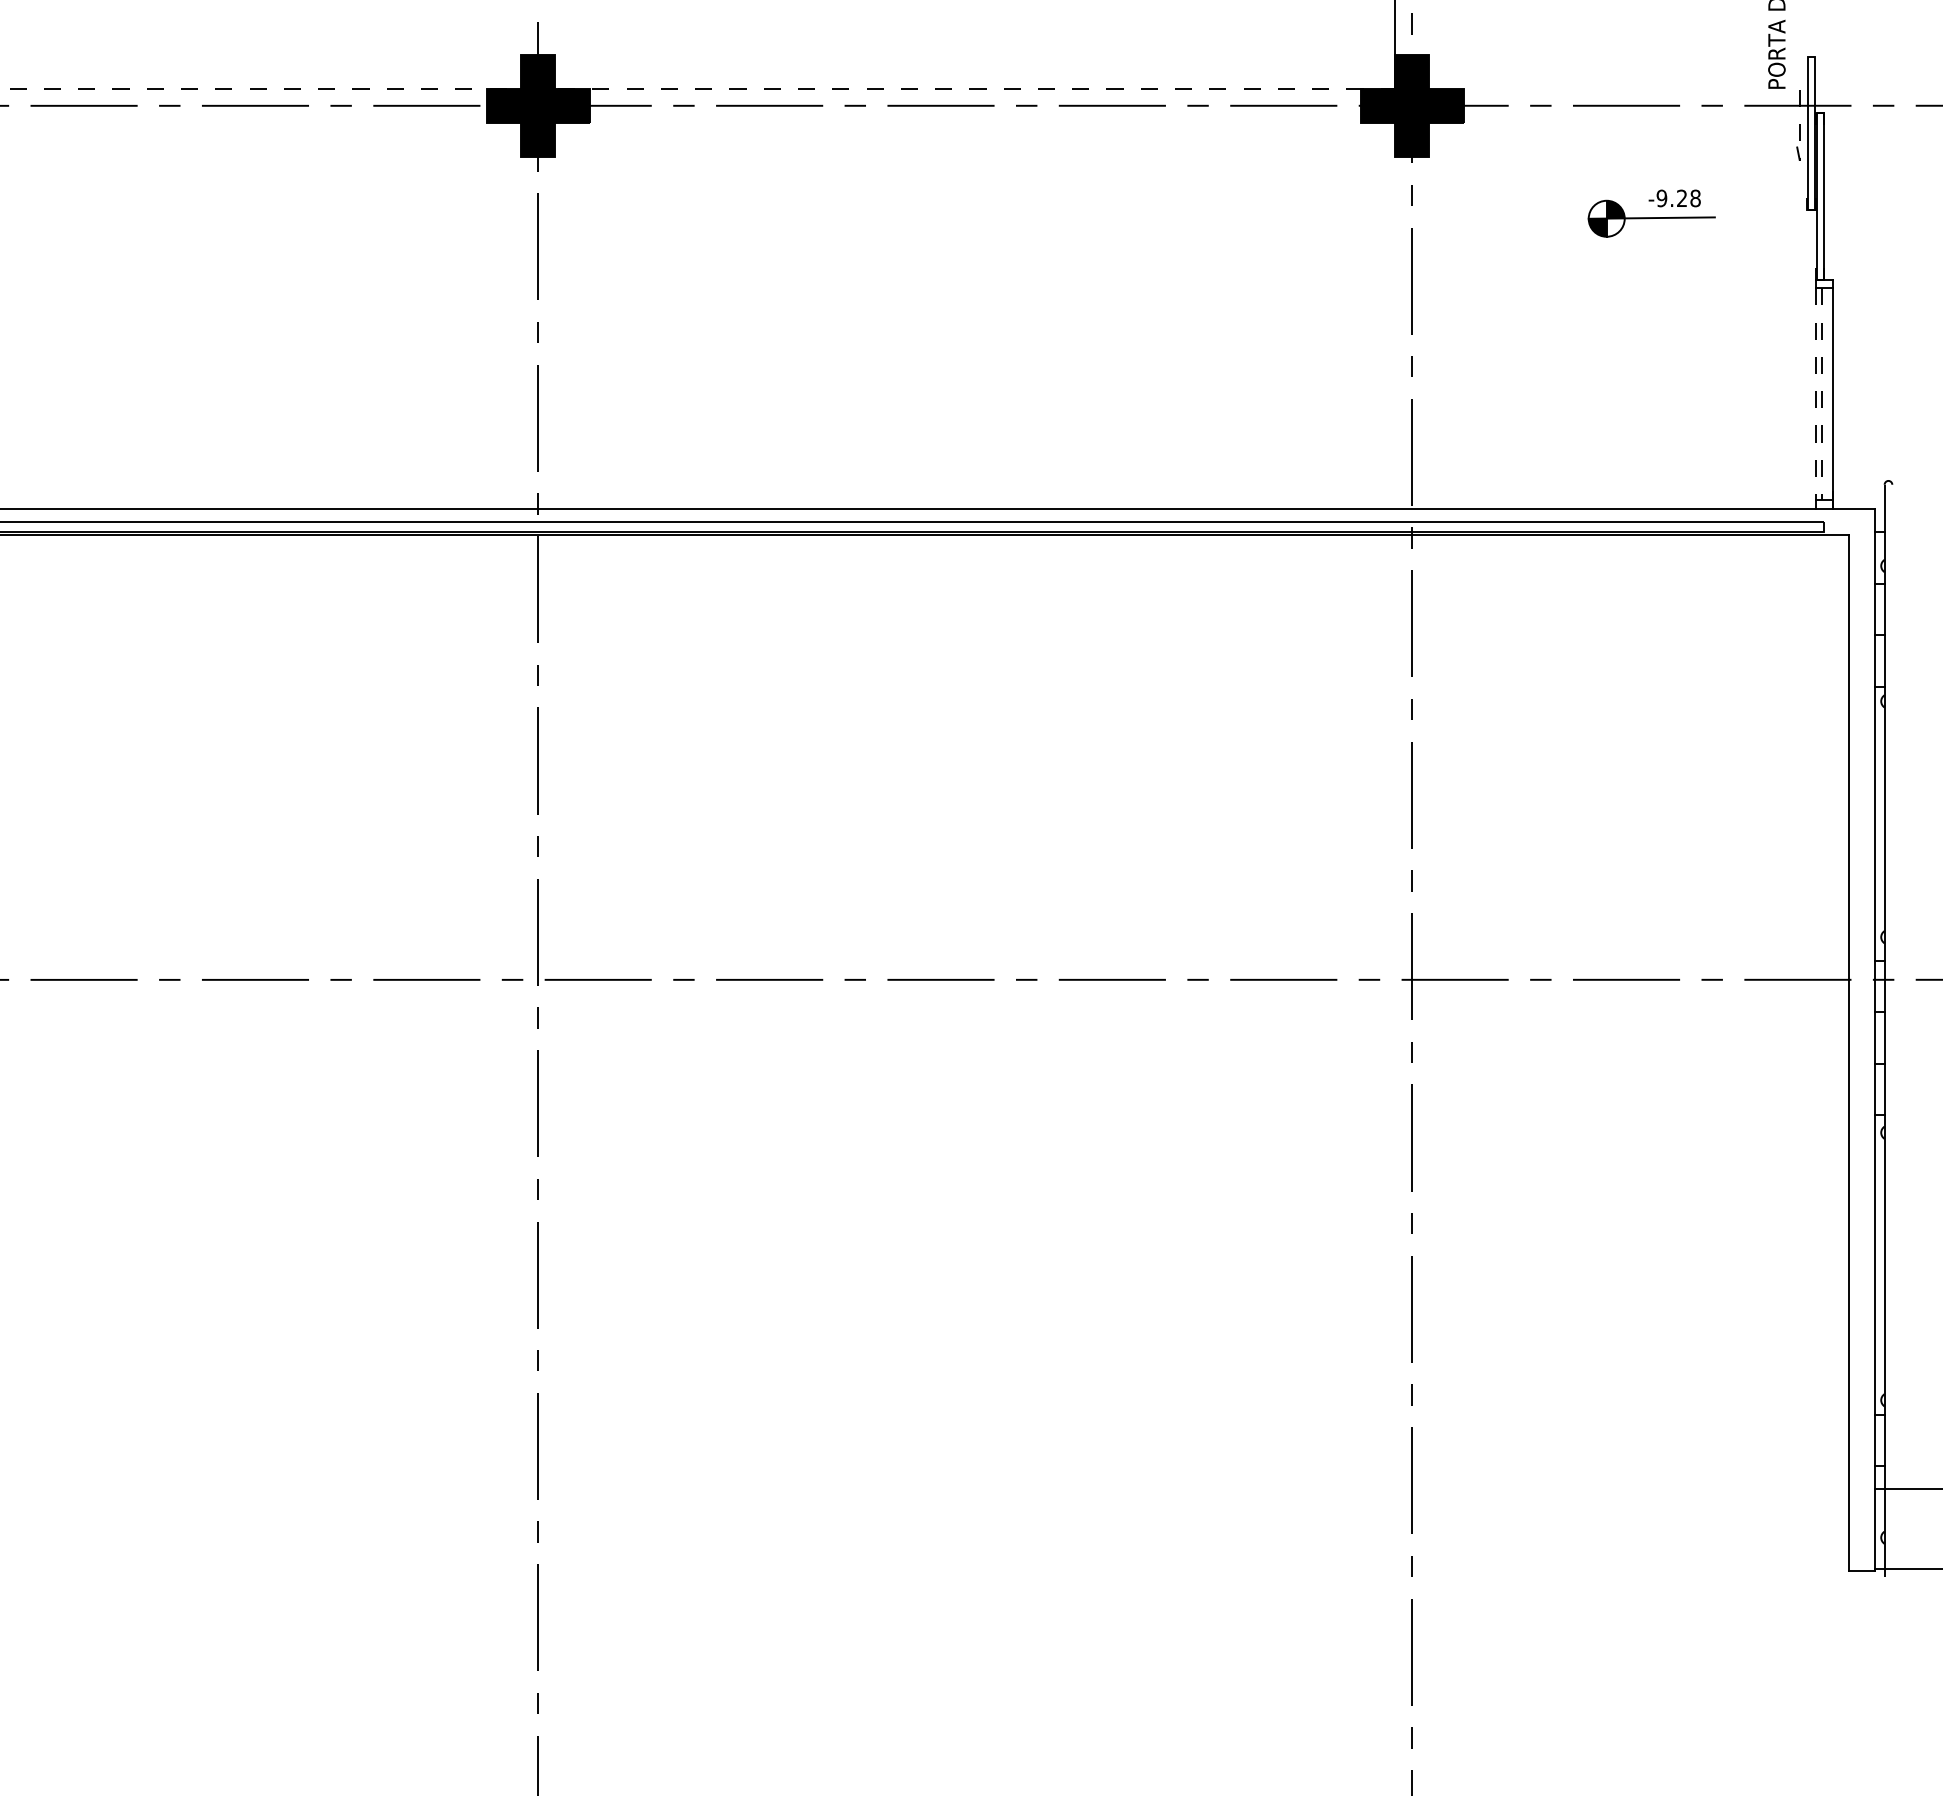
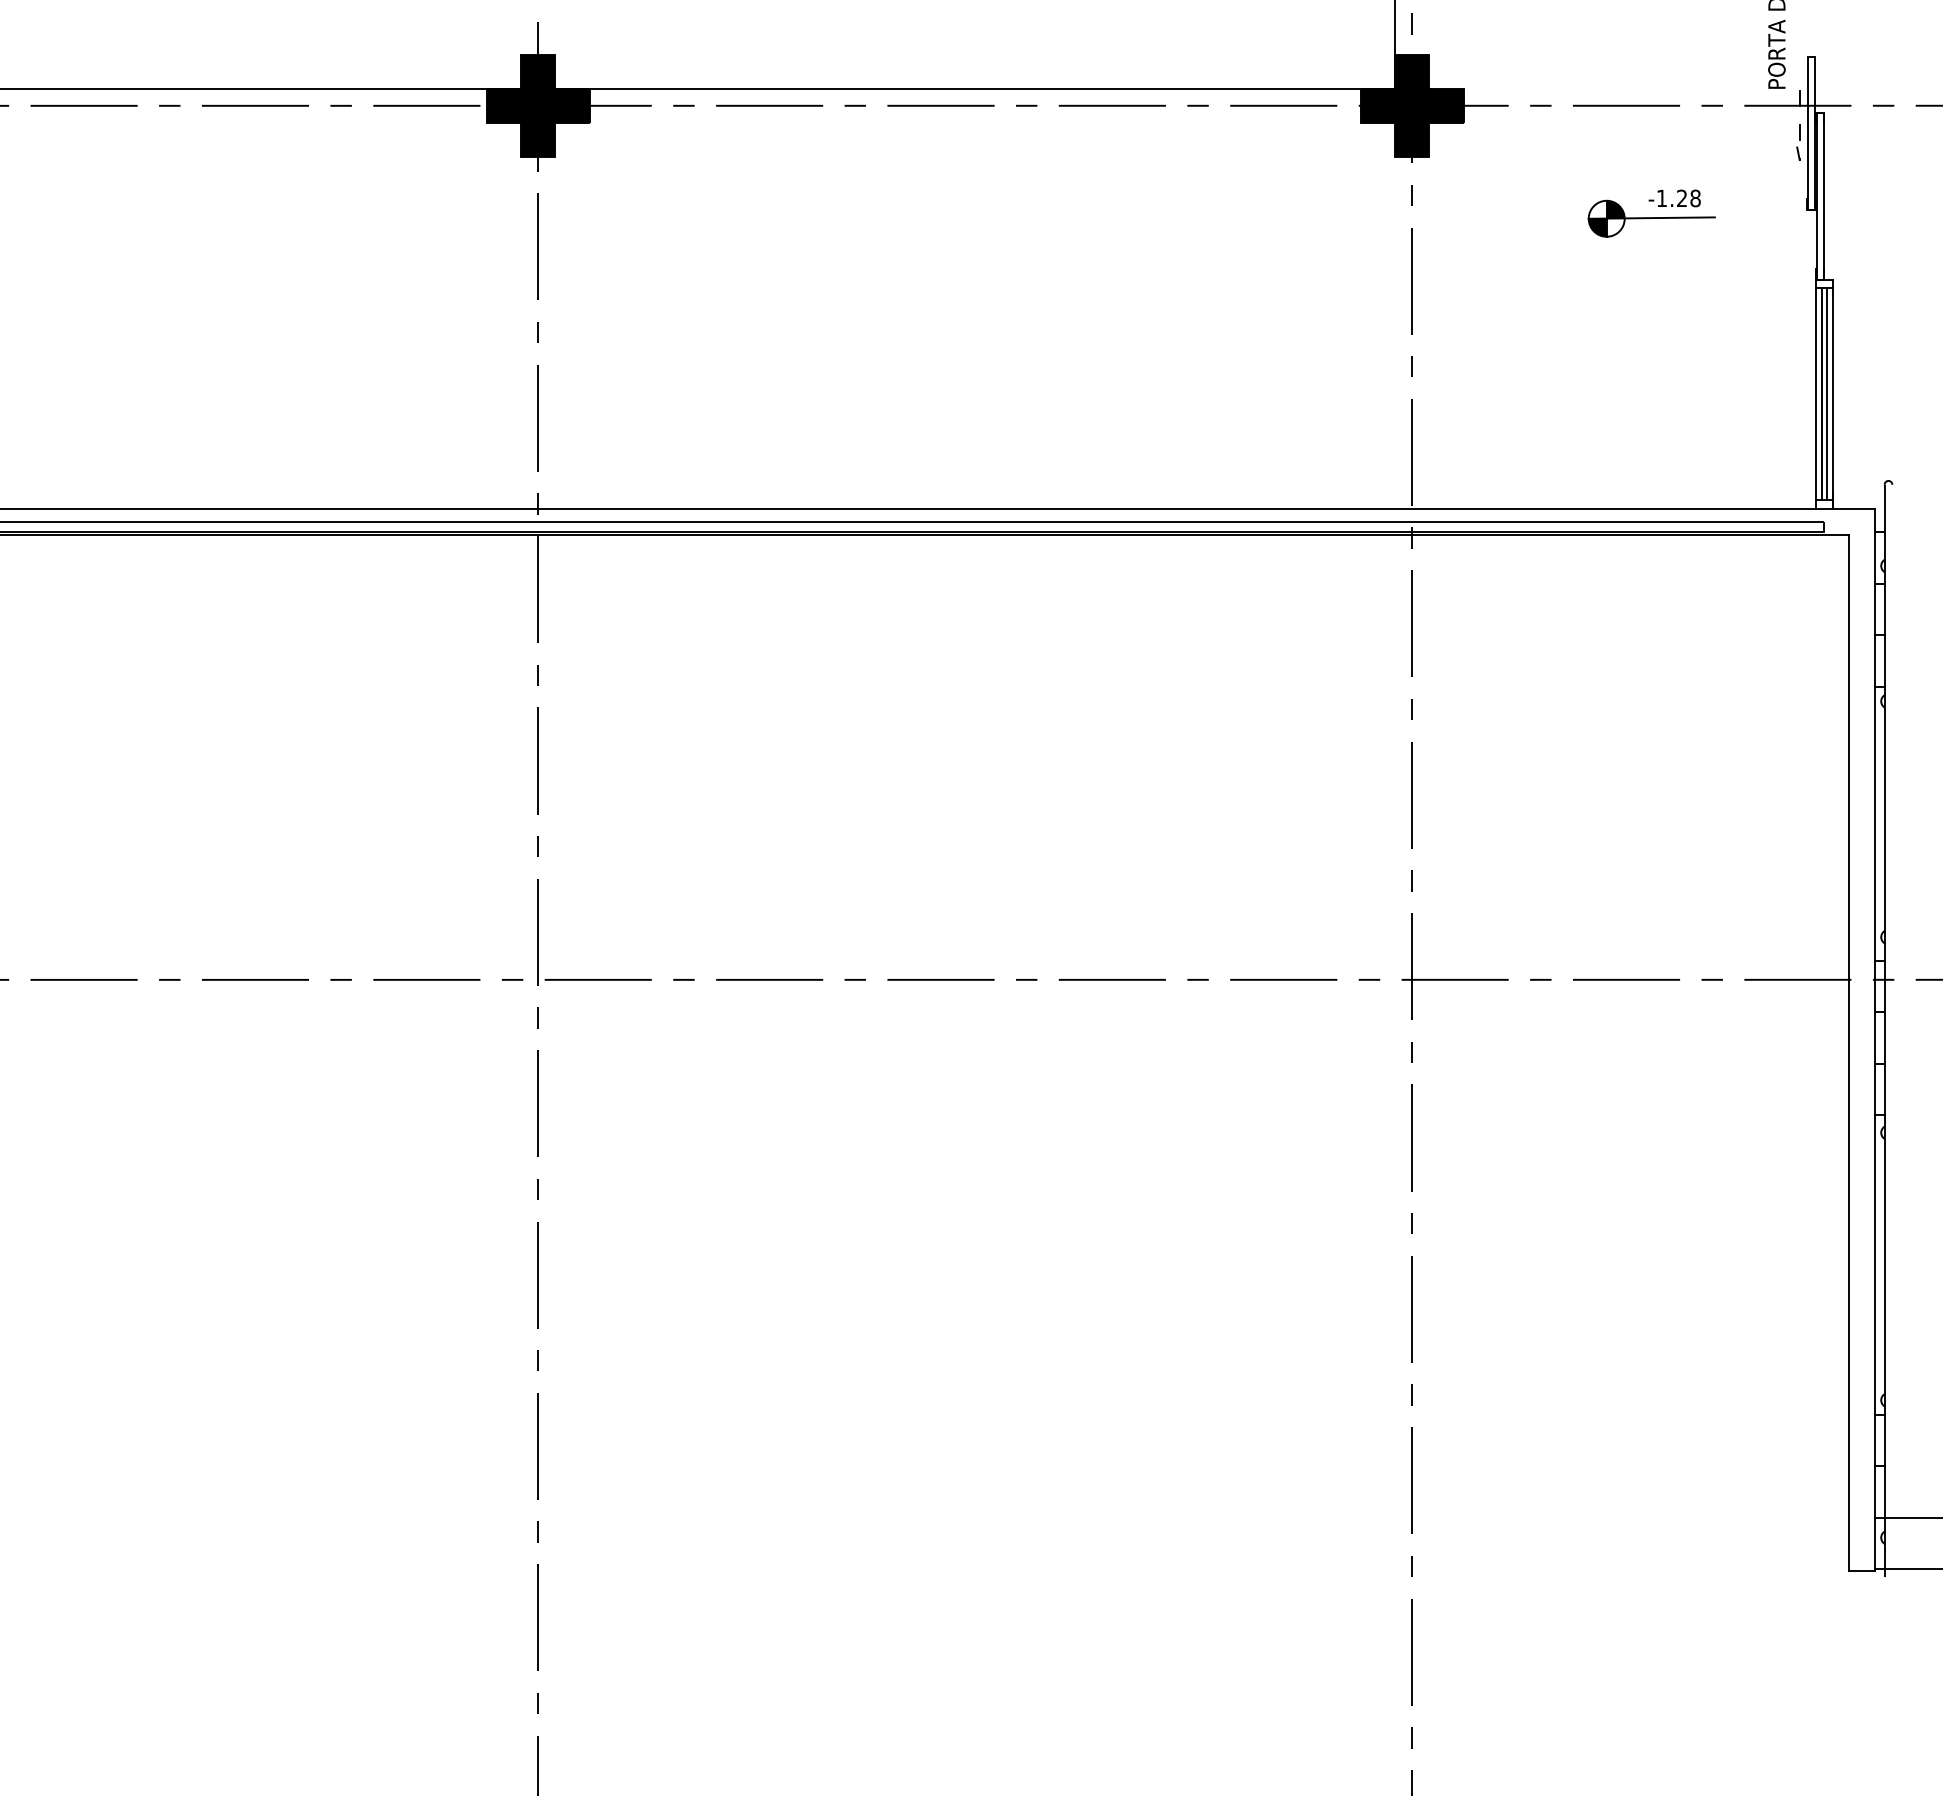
line: dashed -> solid (698, 88)
text: -9.28 -> -1.28 (1661, 198)
line: dashed -> solid (1815, 394)
line: dashed -> solid (1821, 394)
line: none -> present (1826, 394)
line position: (1906, 1488) -> (1906, 1517) (1906, 1517)
